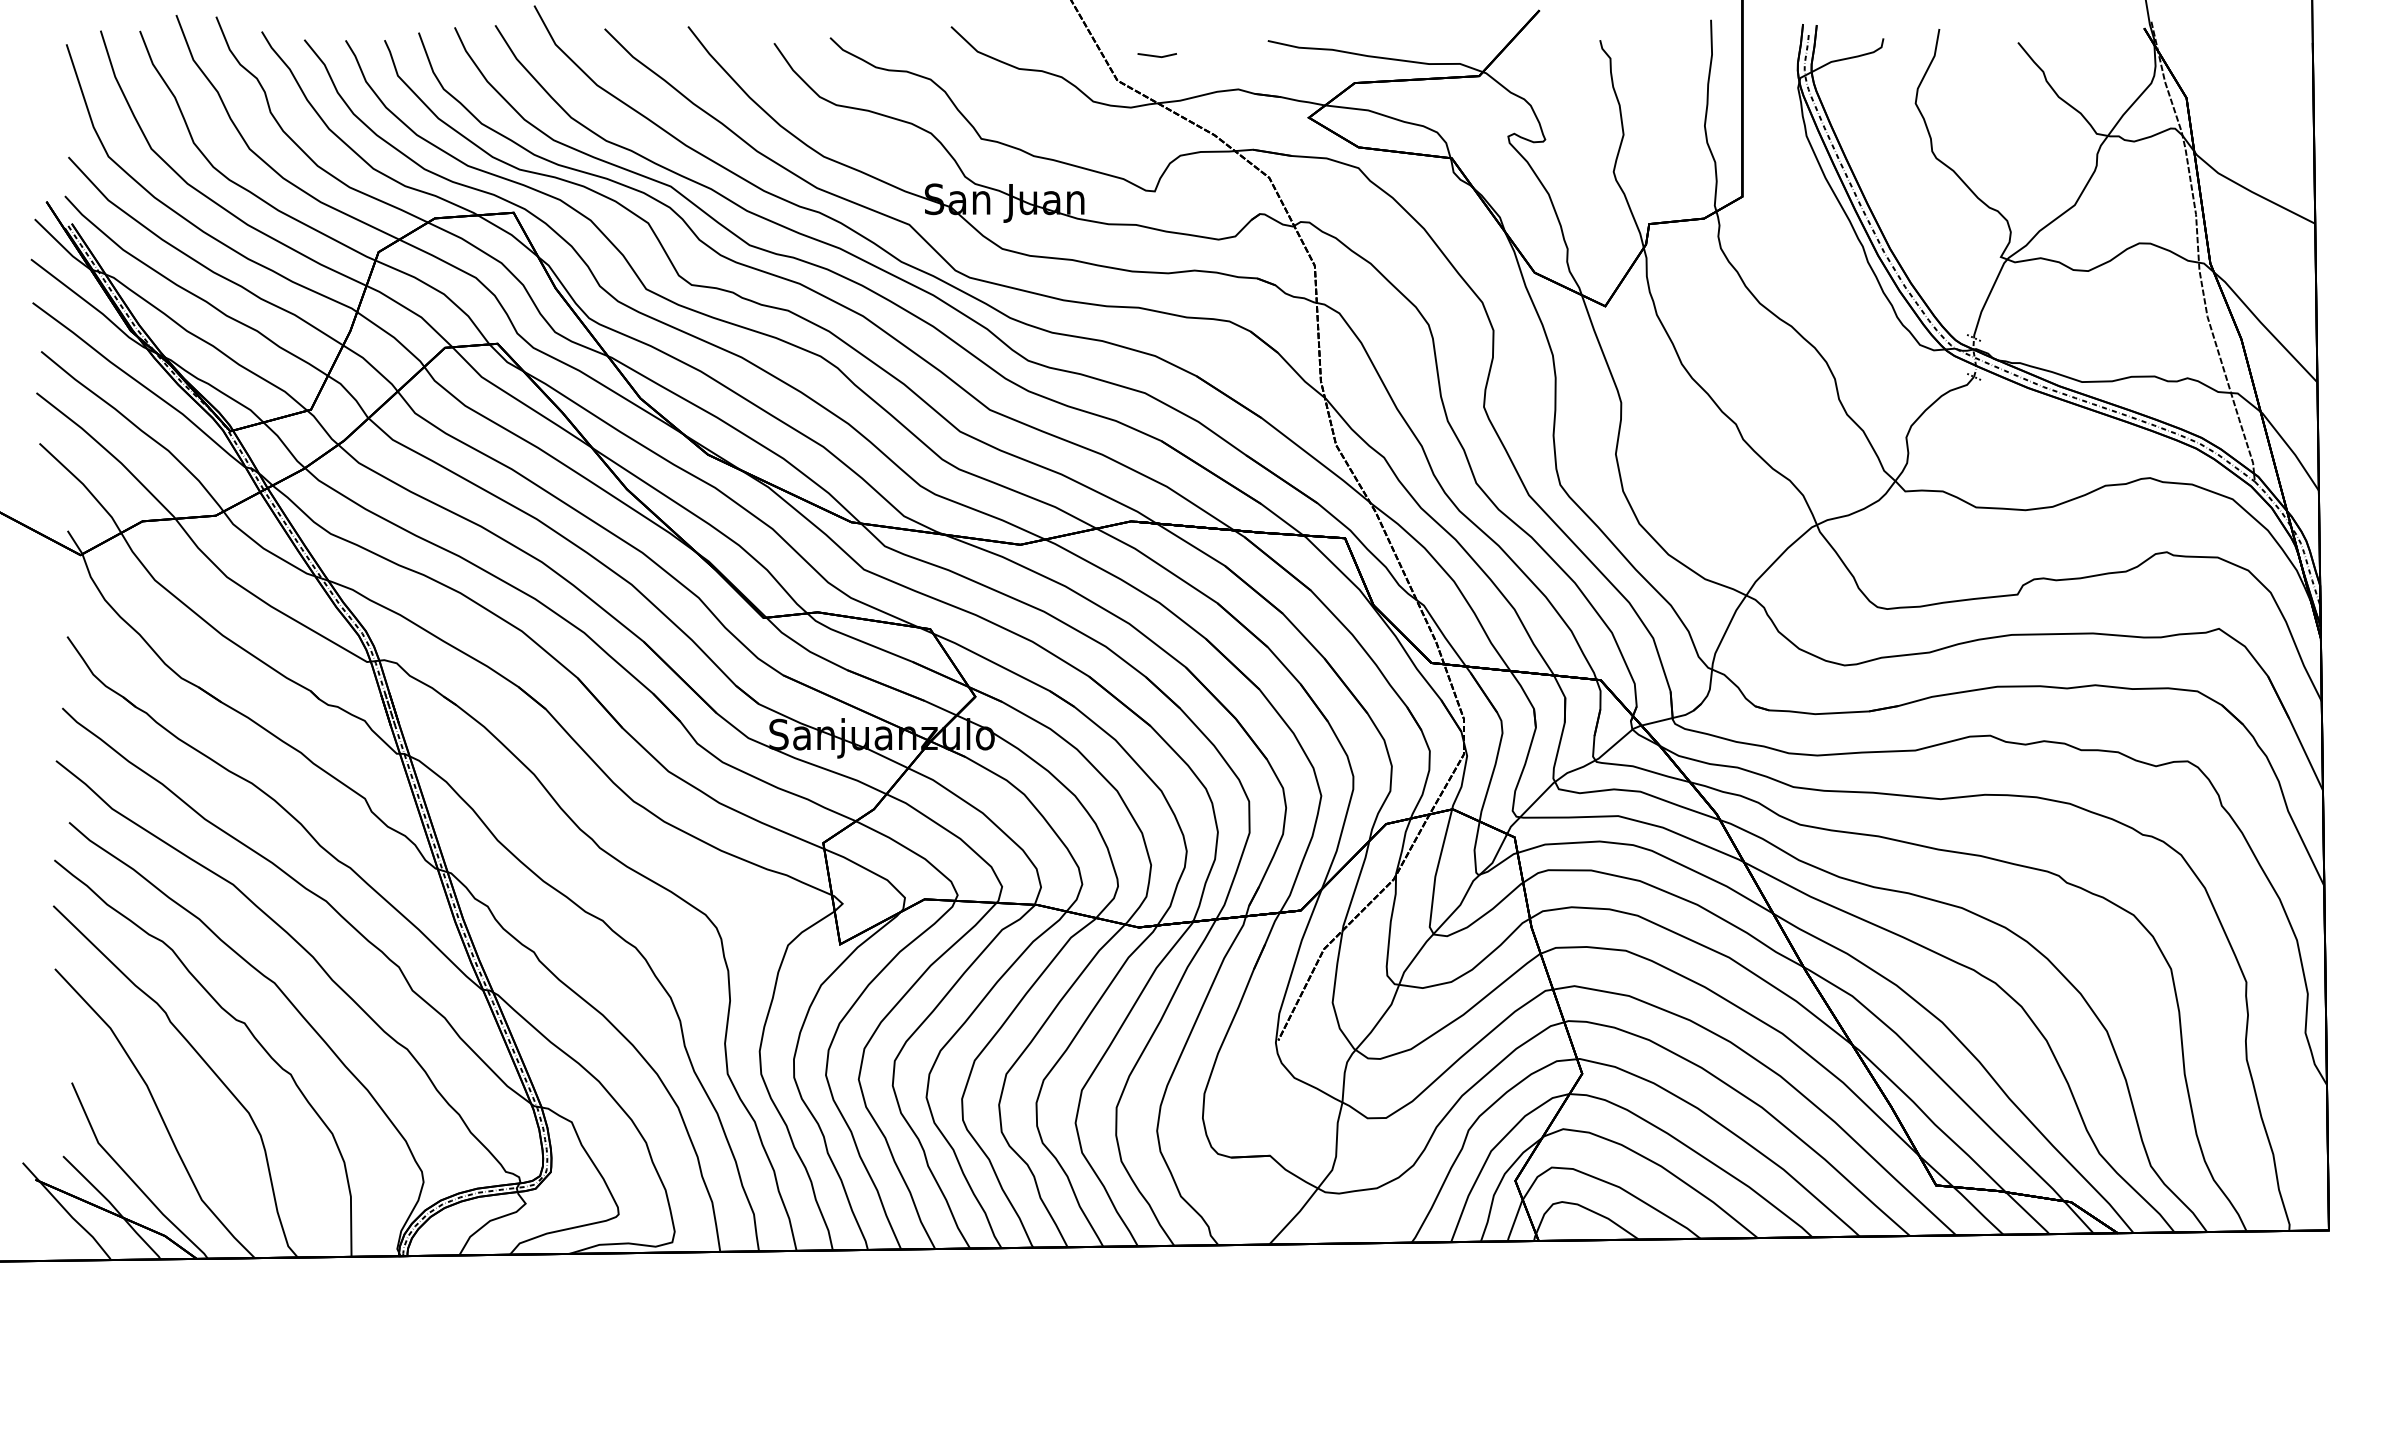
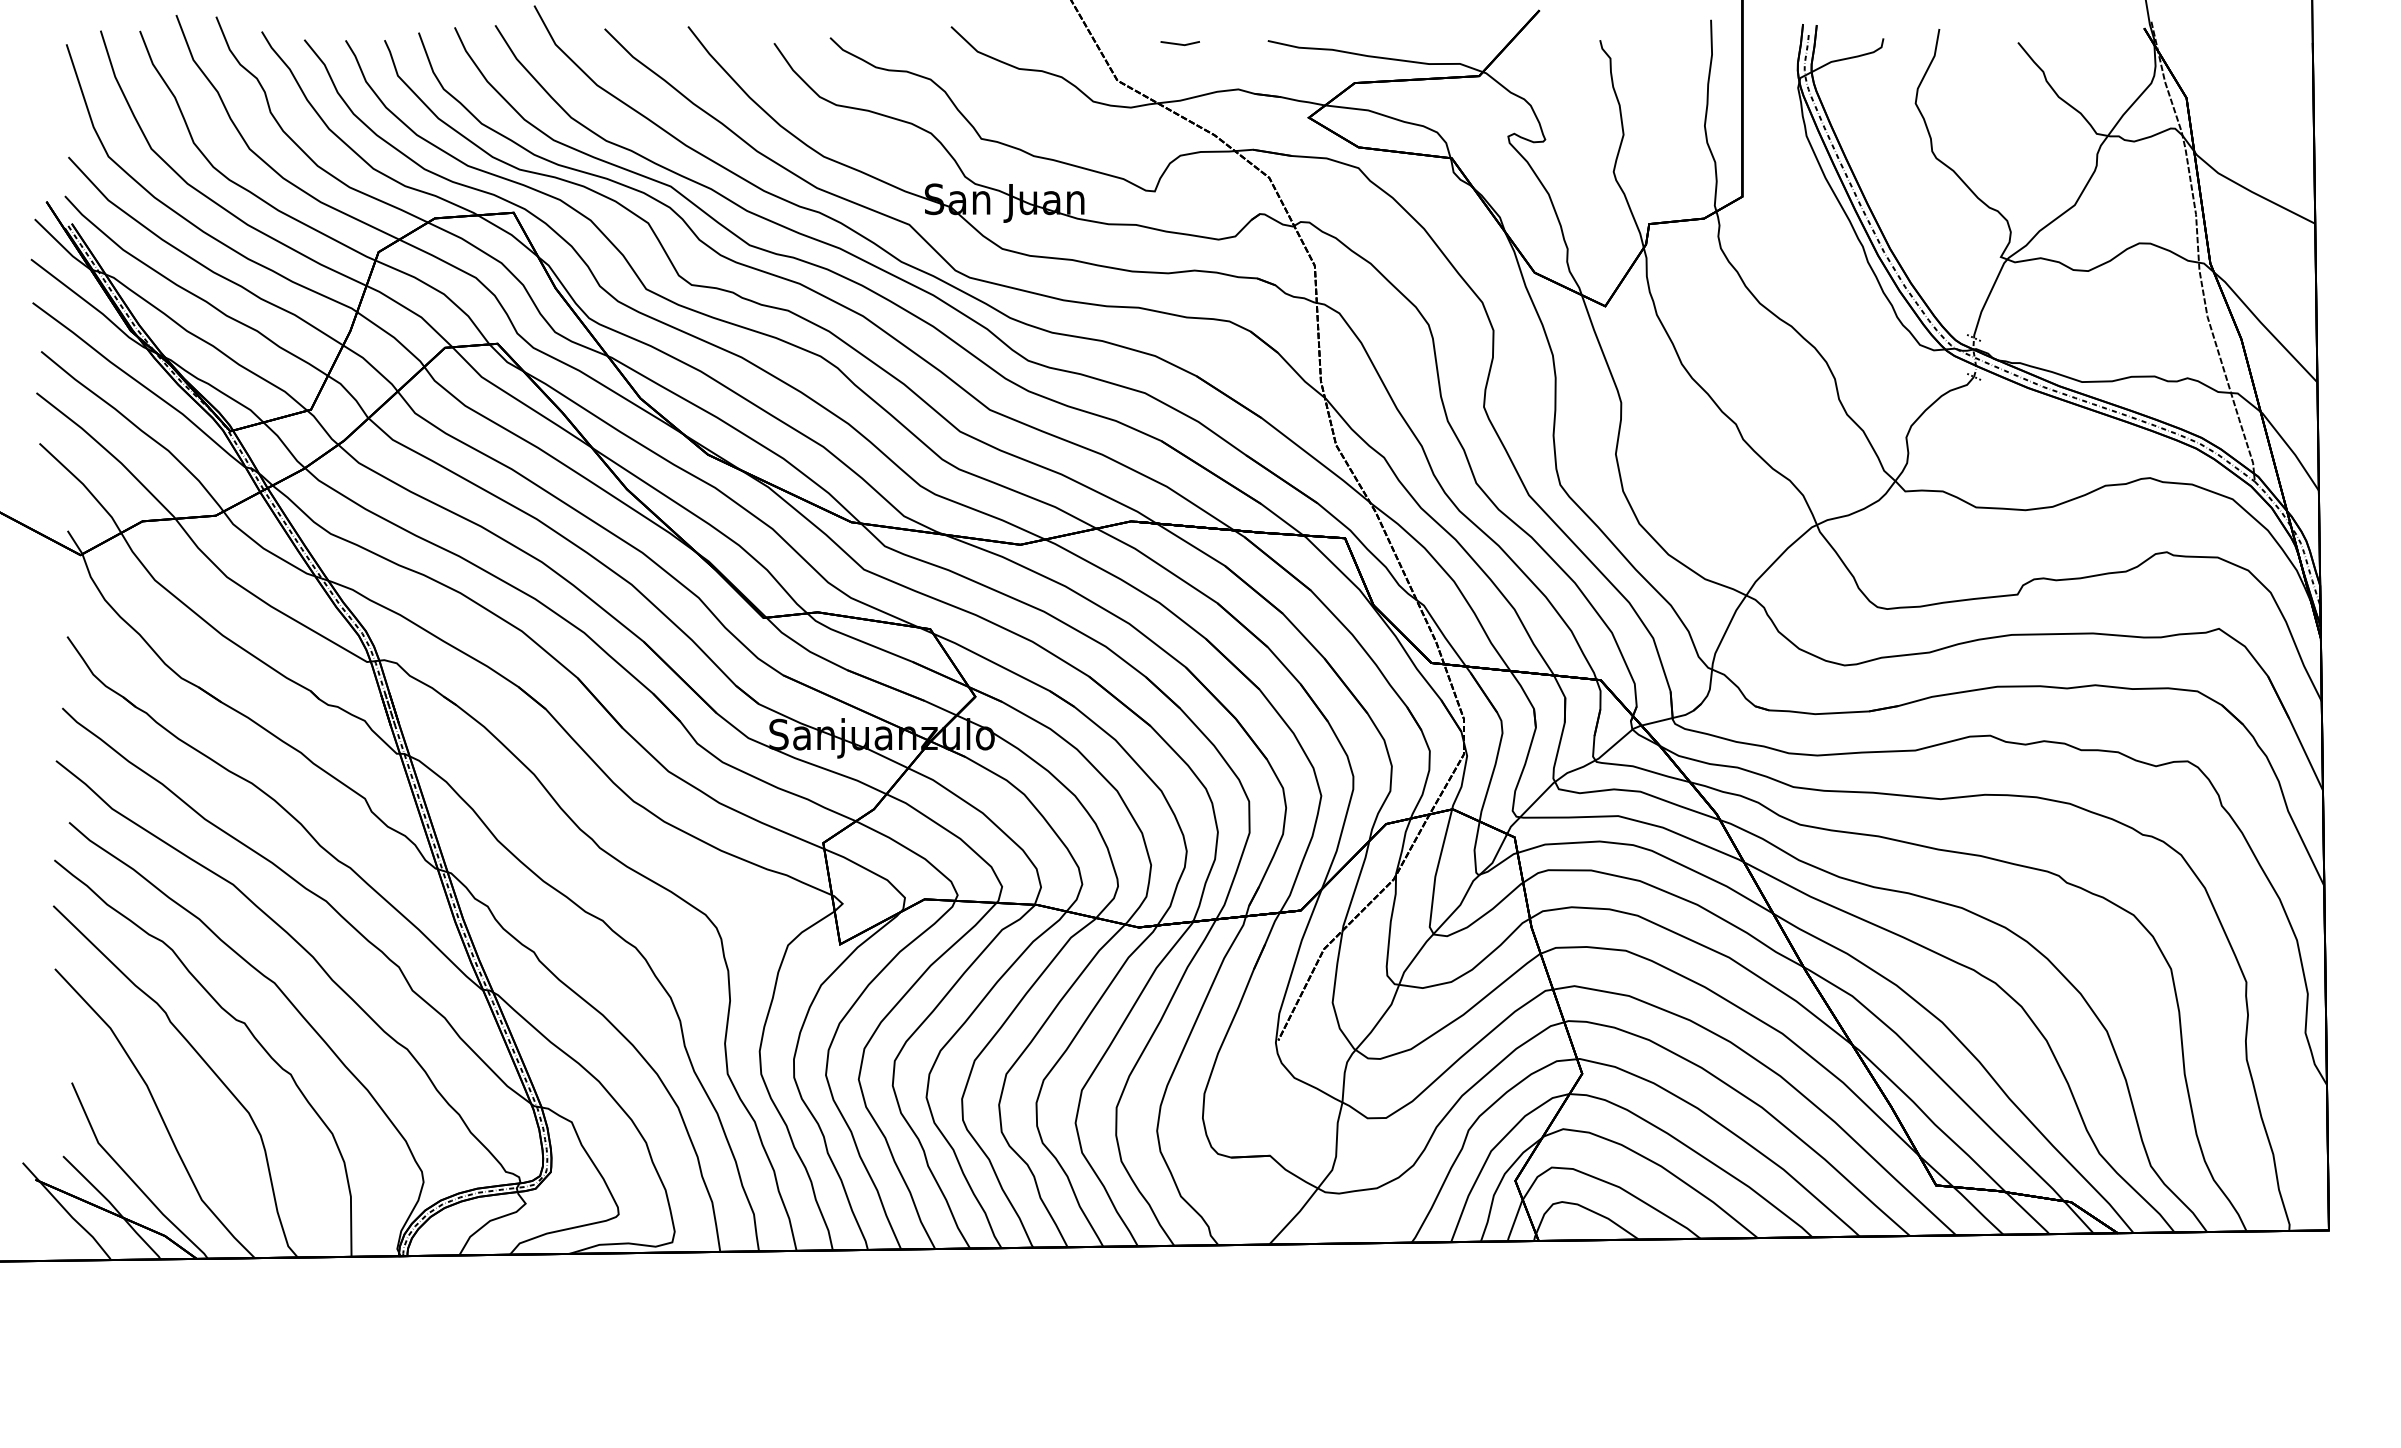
line position: (1156, 55) -> (1179, 43) (1179, 43)
